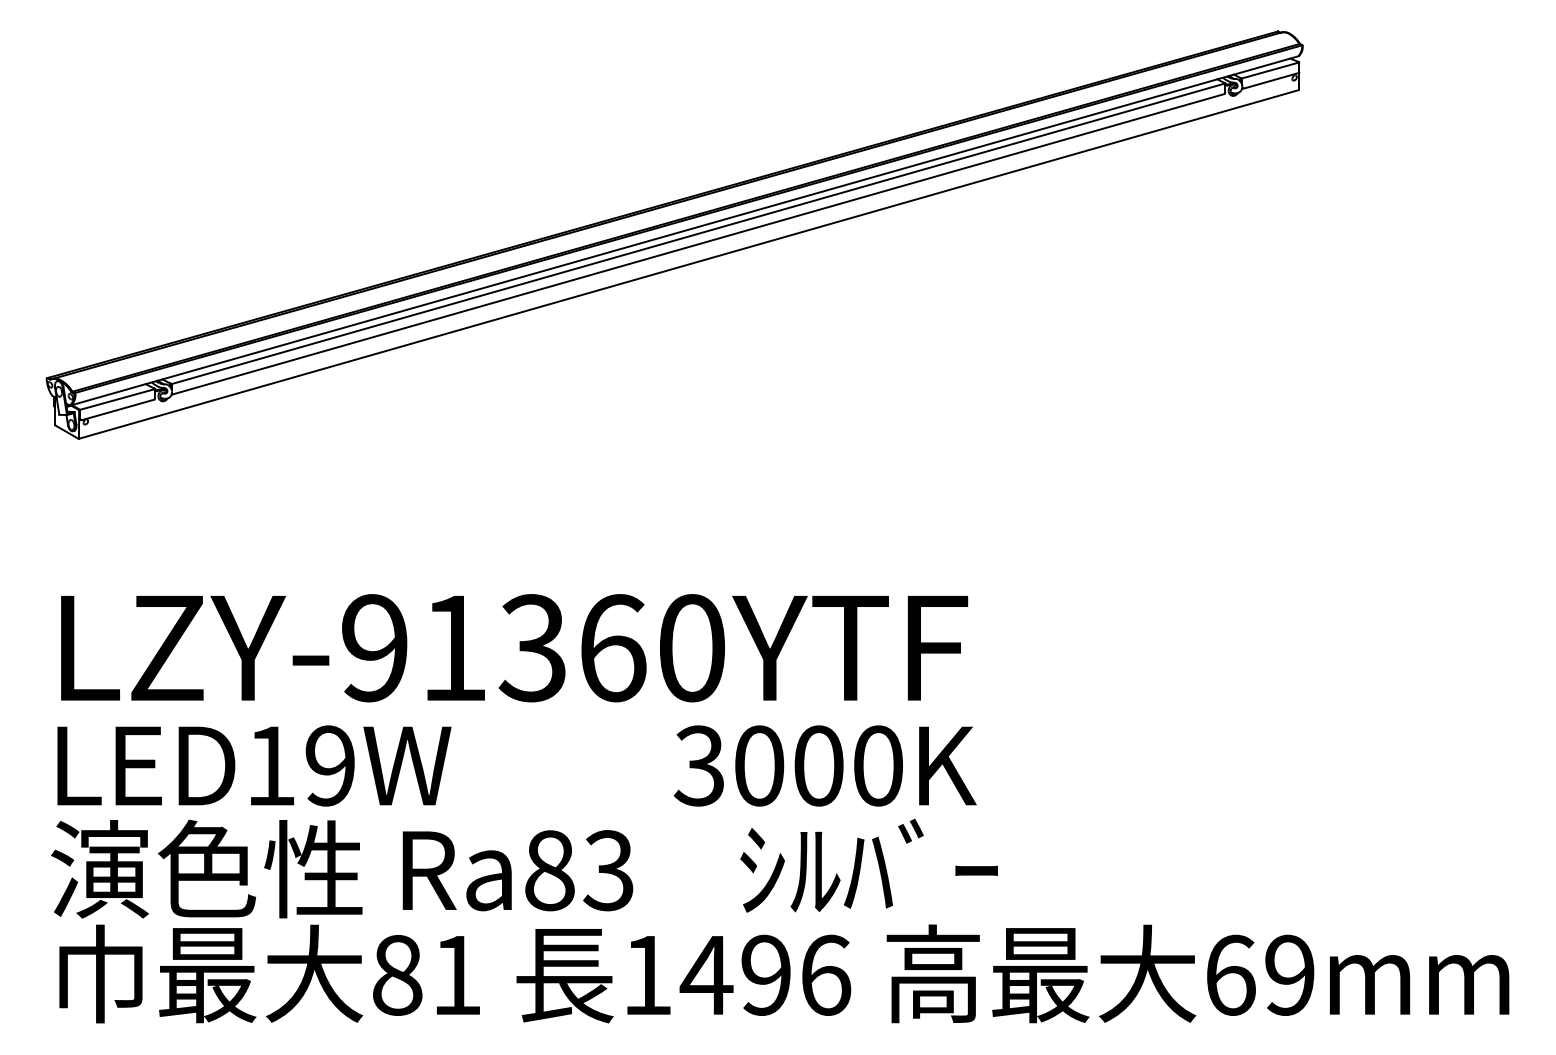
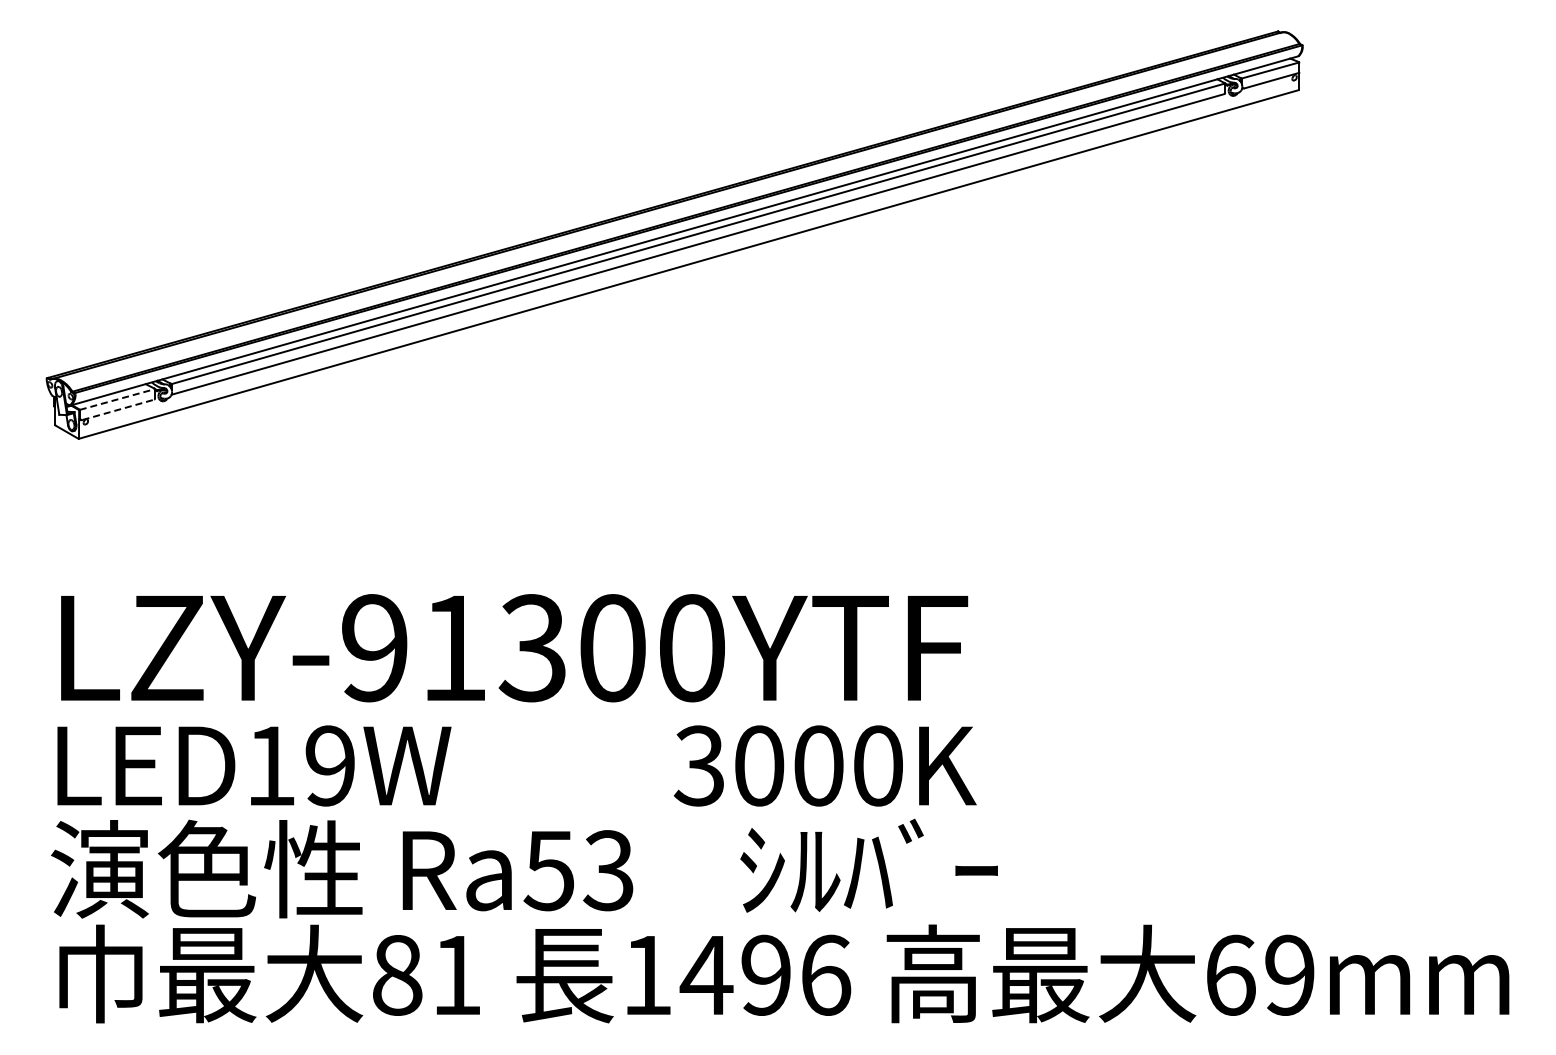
line: solid -> dashed (117, 399)
line: solid -> dashed (118, 409)
text: LZY-91360YTF -> LZY-91300YTF (613, 648)
text: Ra83 -> Ra53 (548, 870)
